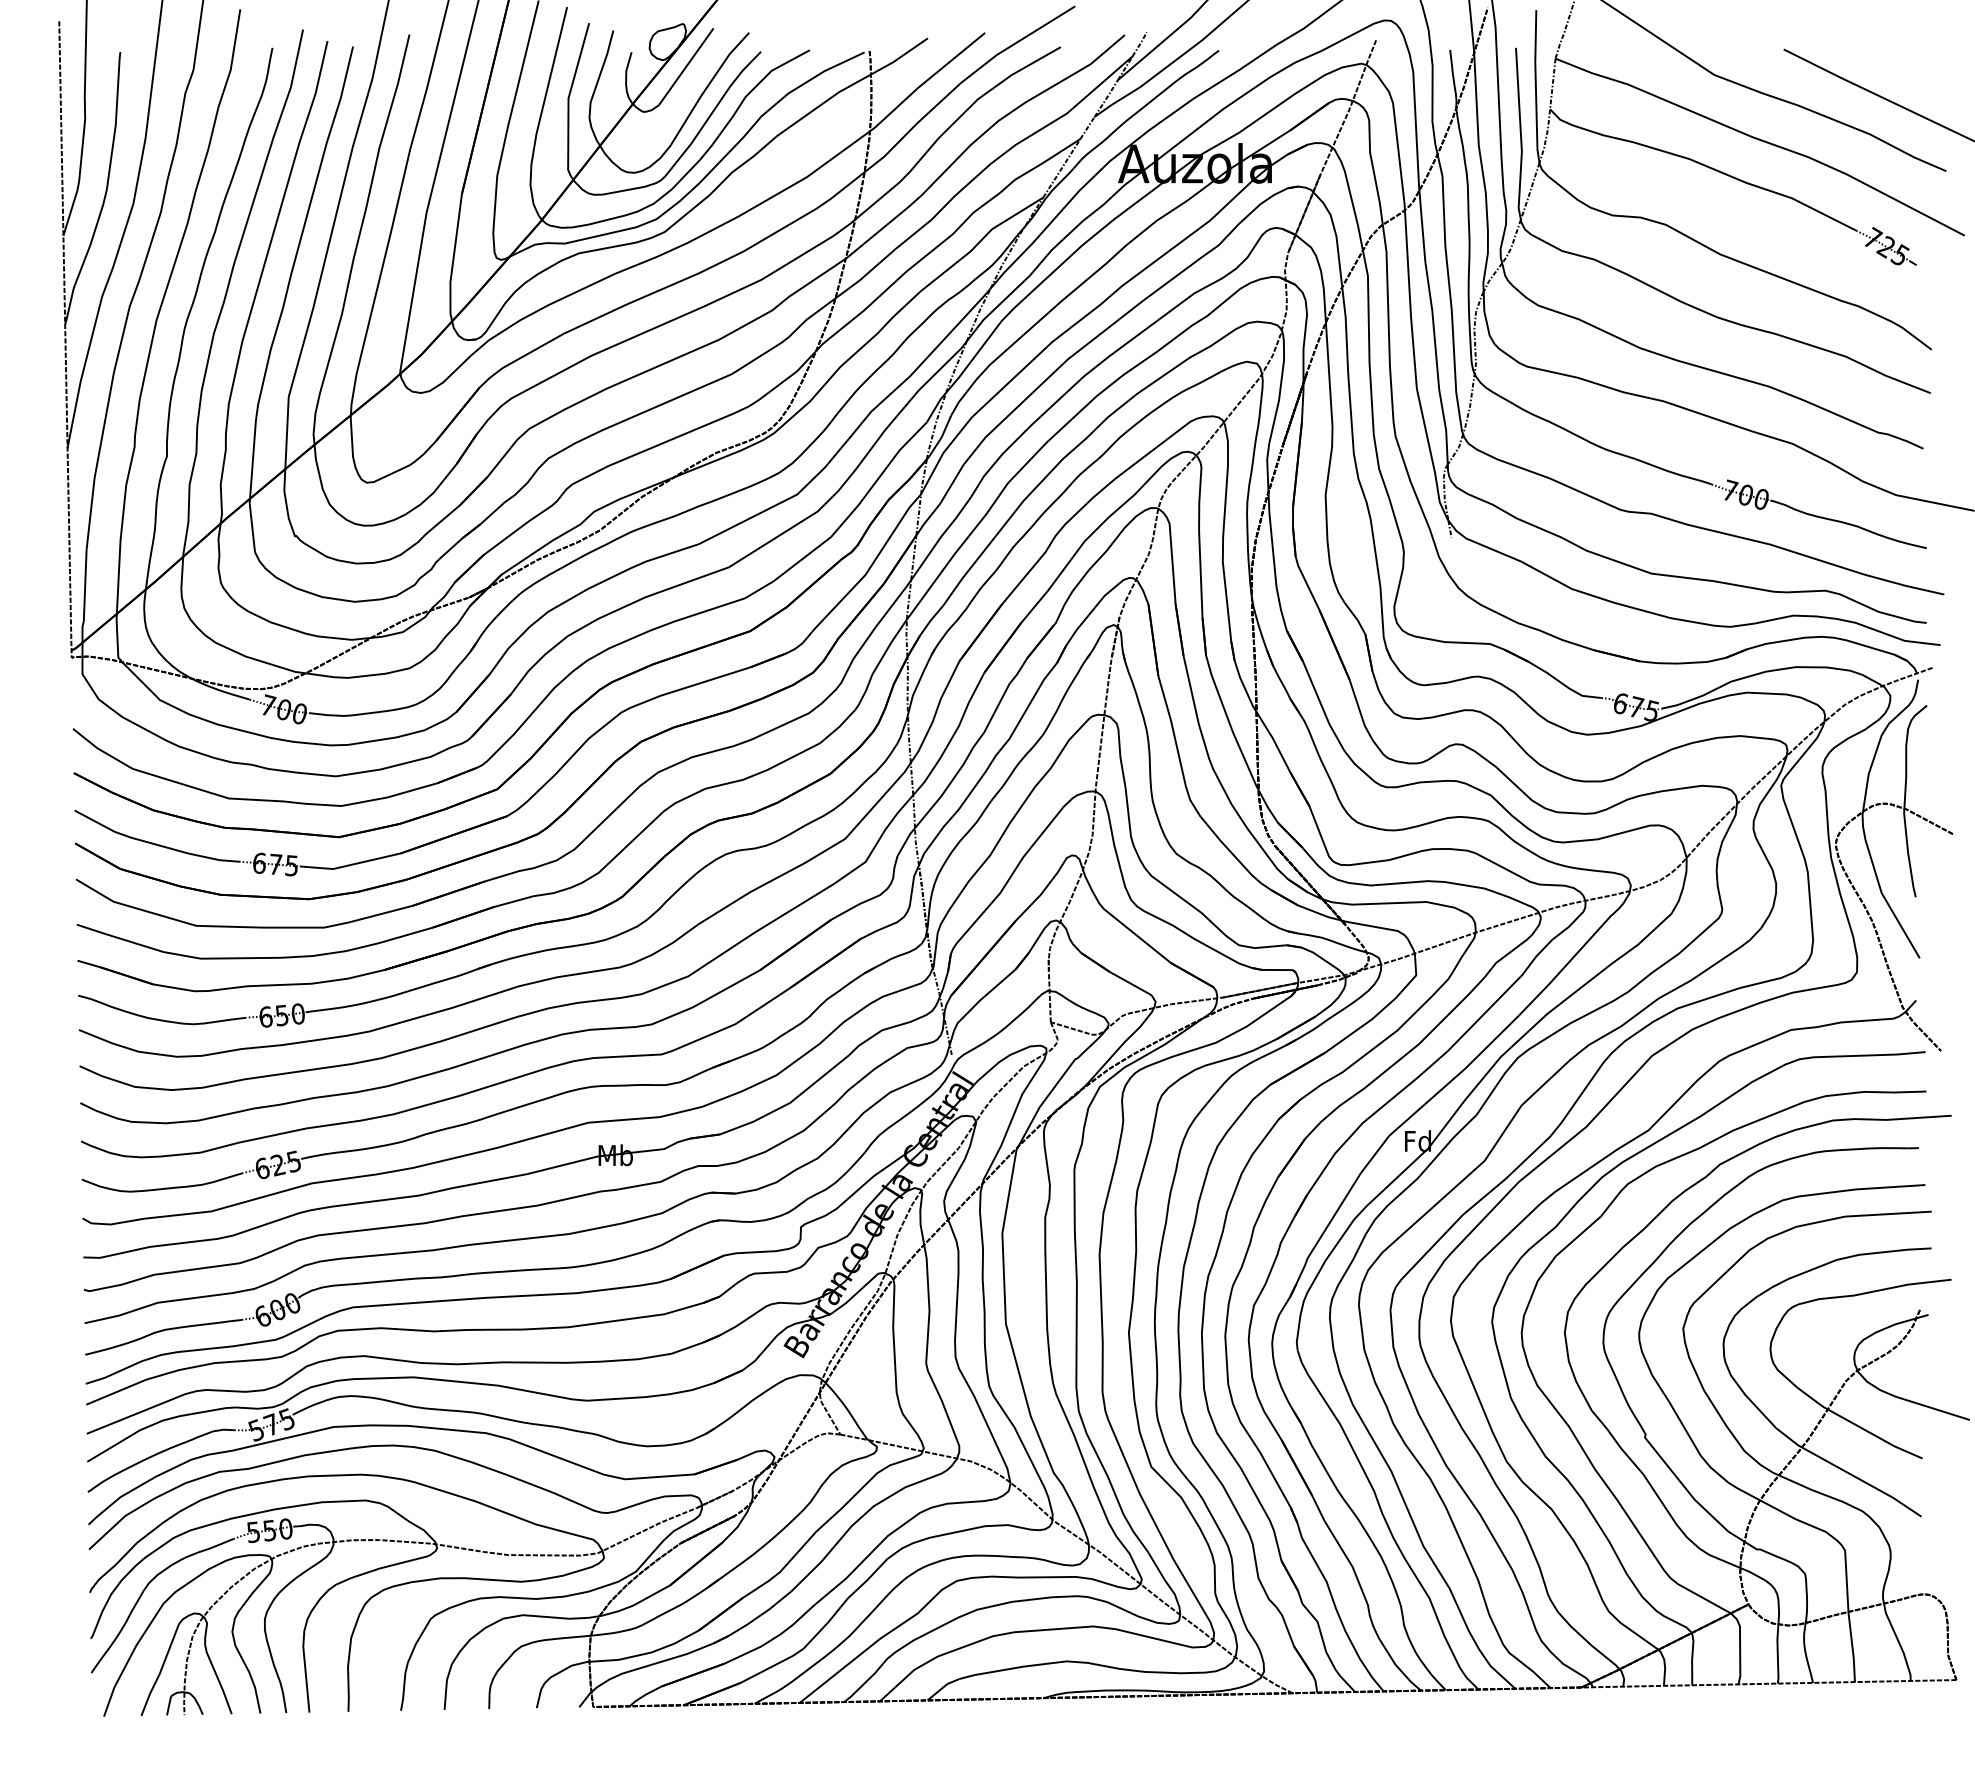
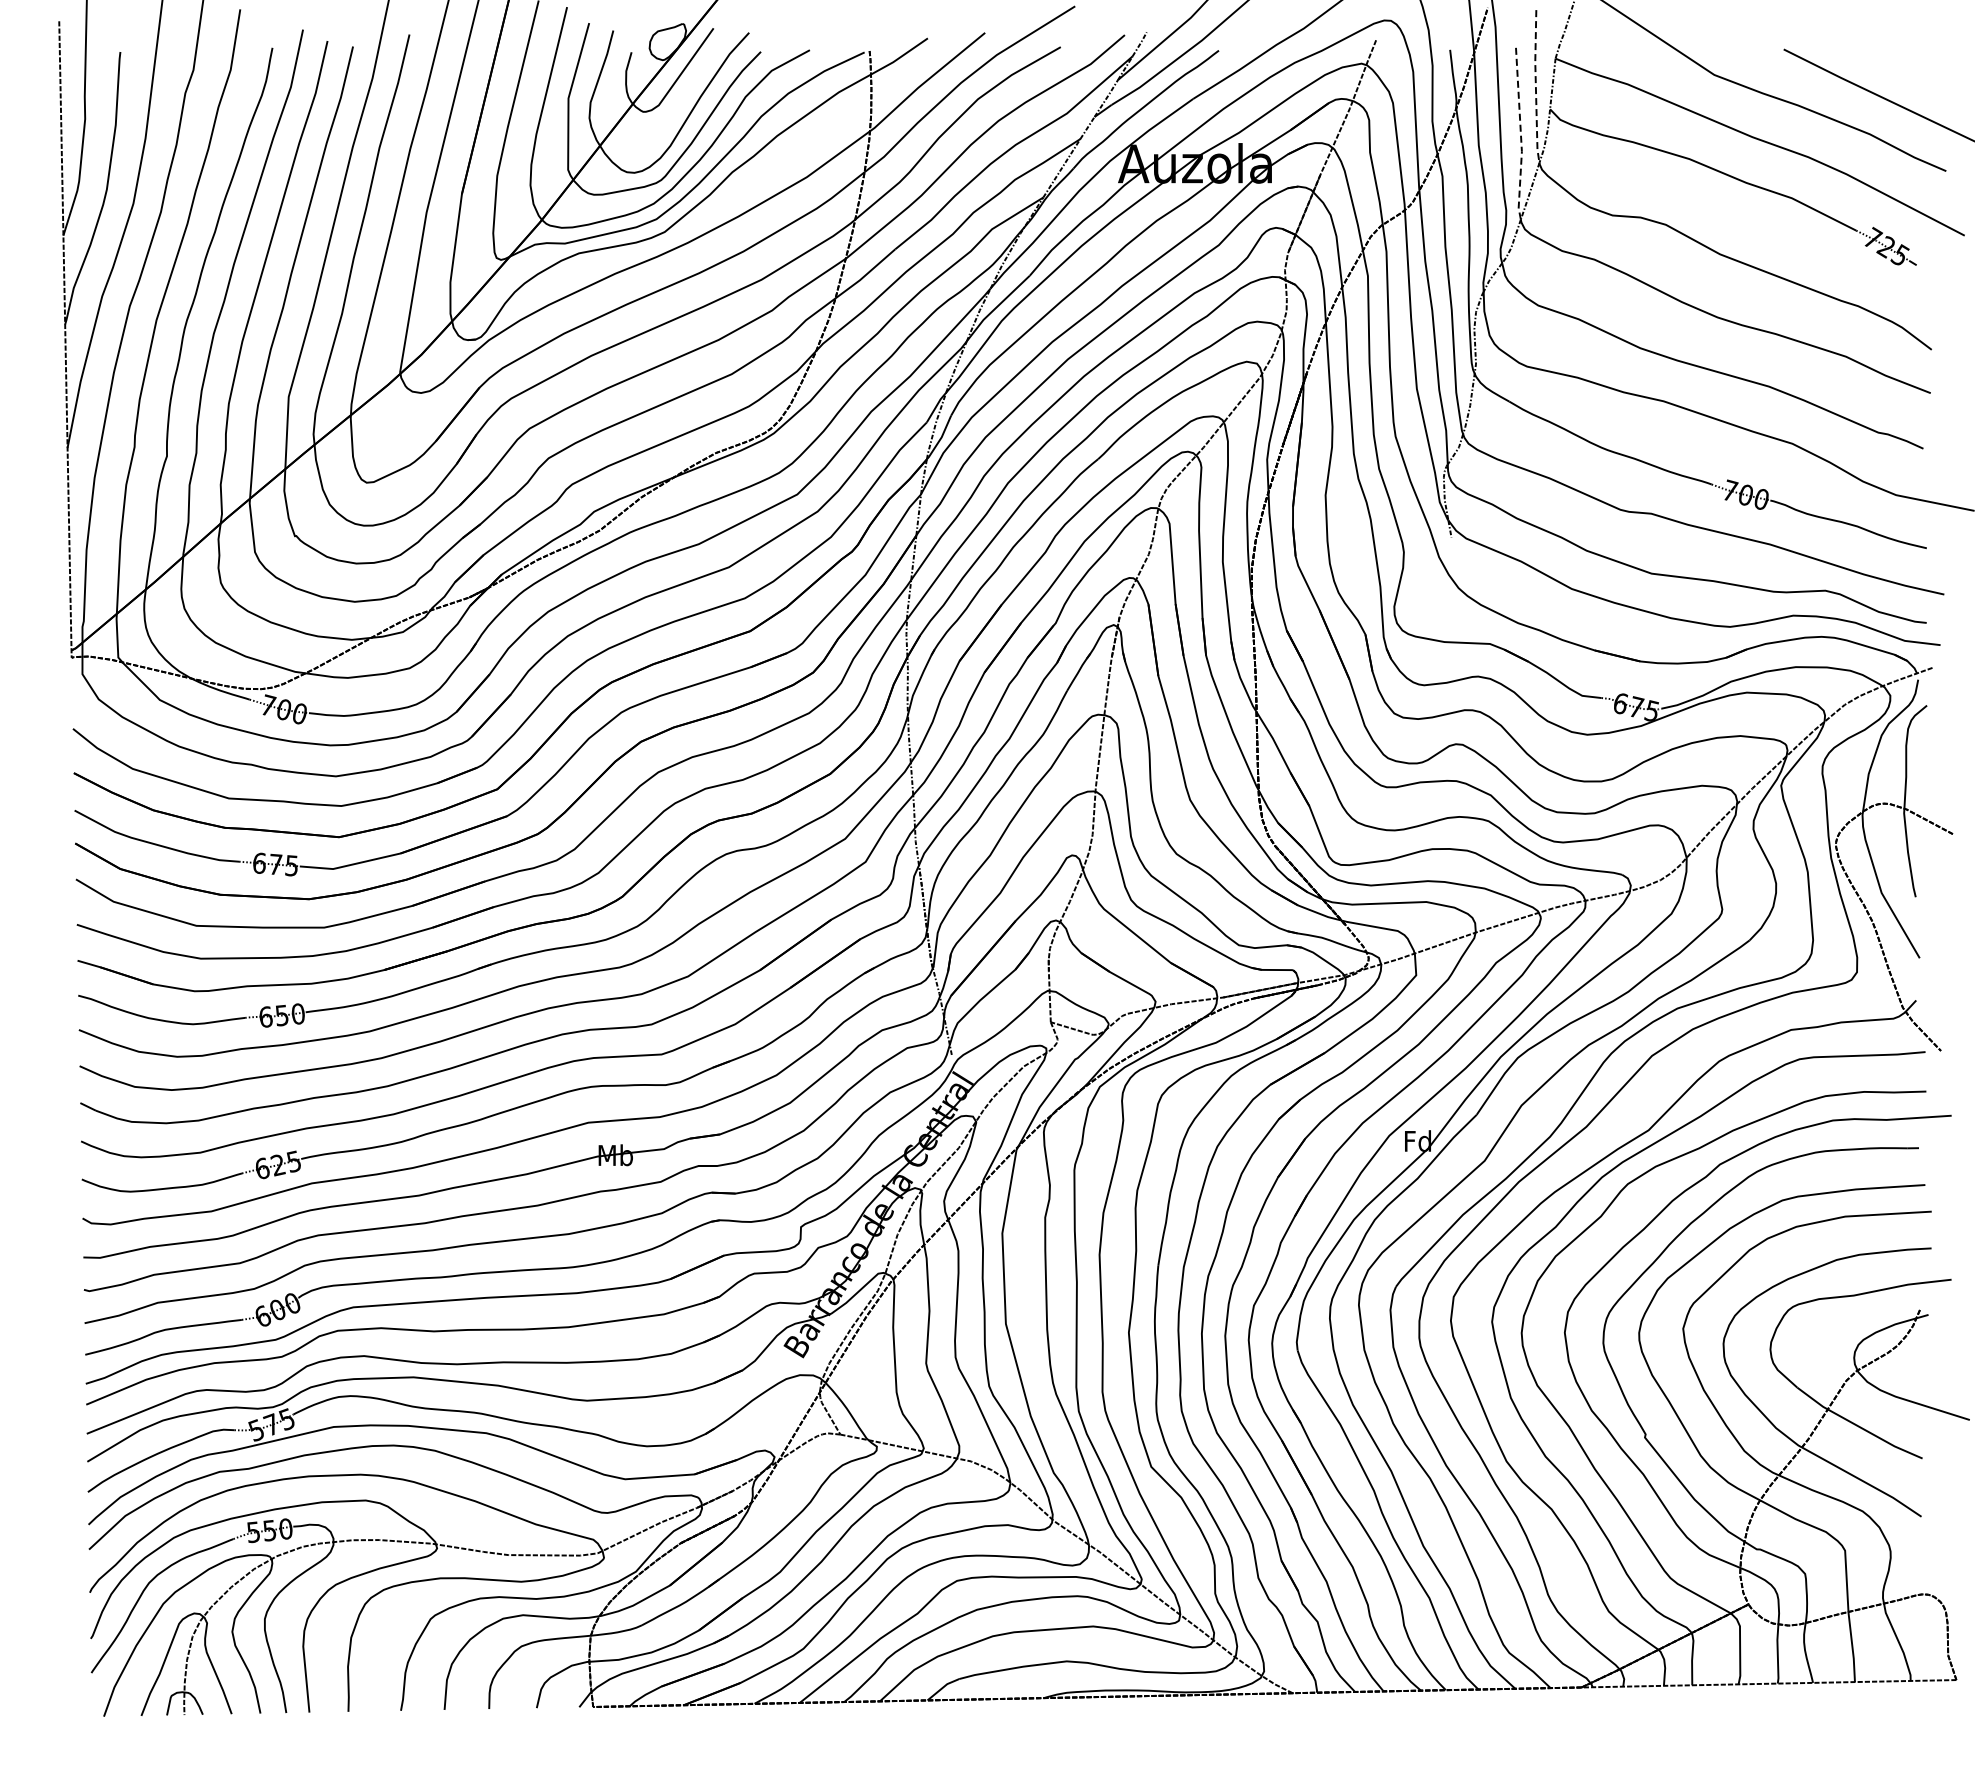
line: solid -> dashed (1535, 87)
line: solid -> dashed (1521, 135)
